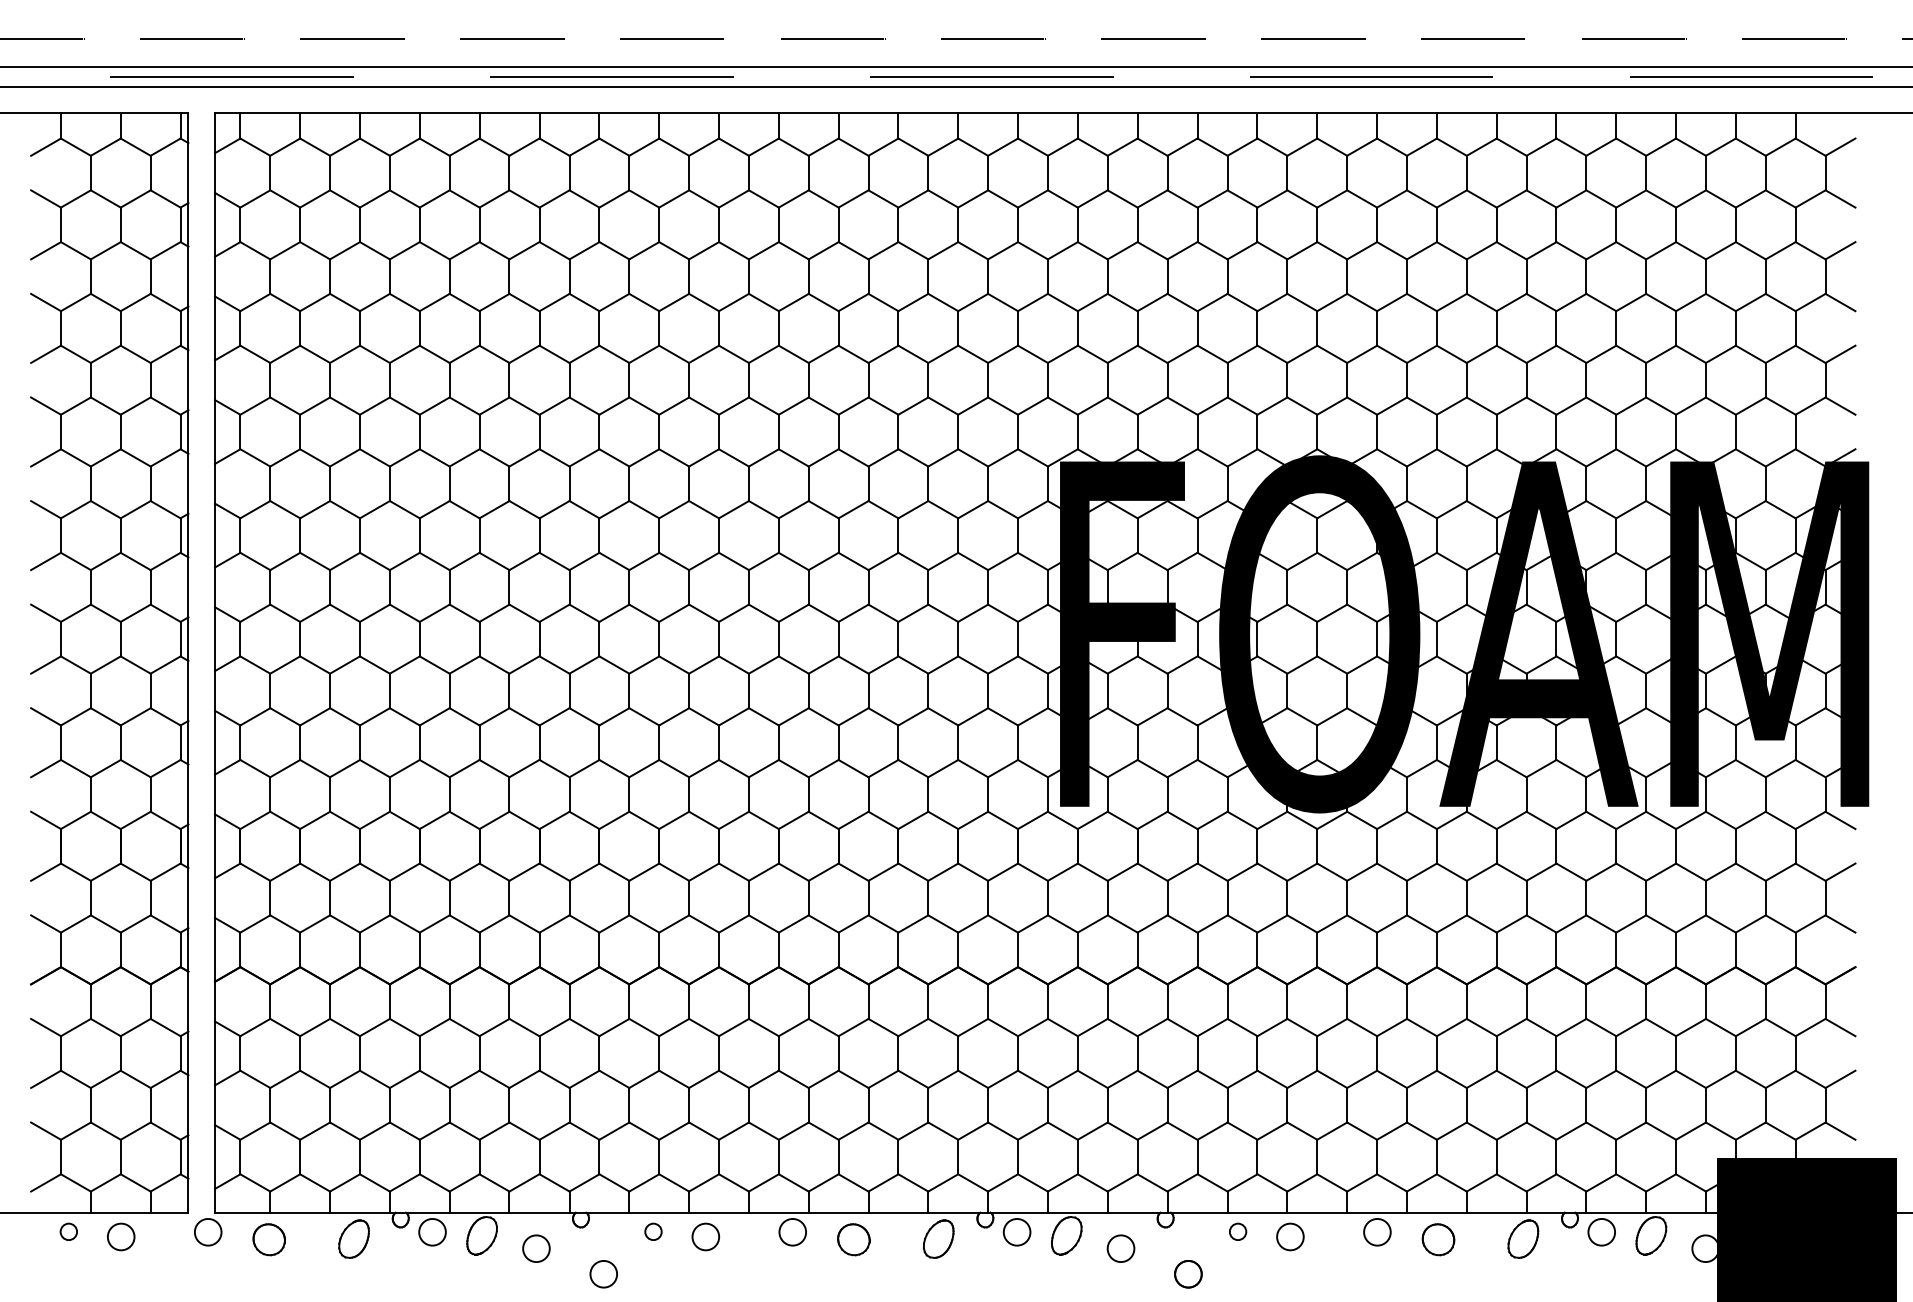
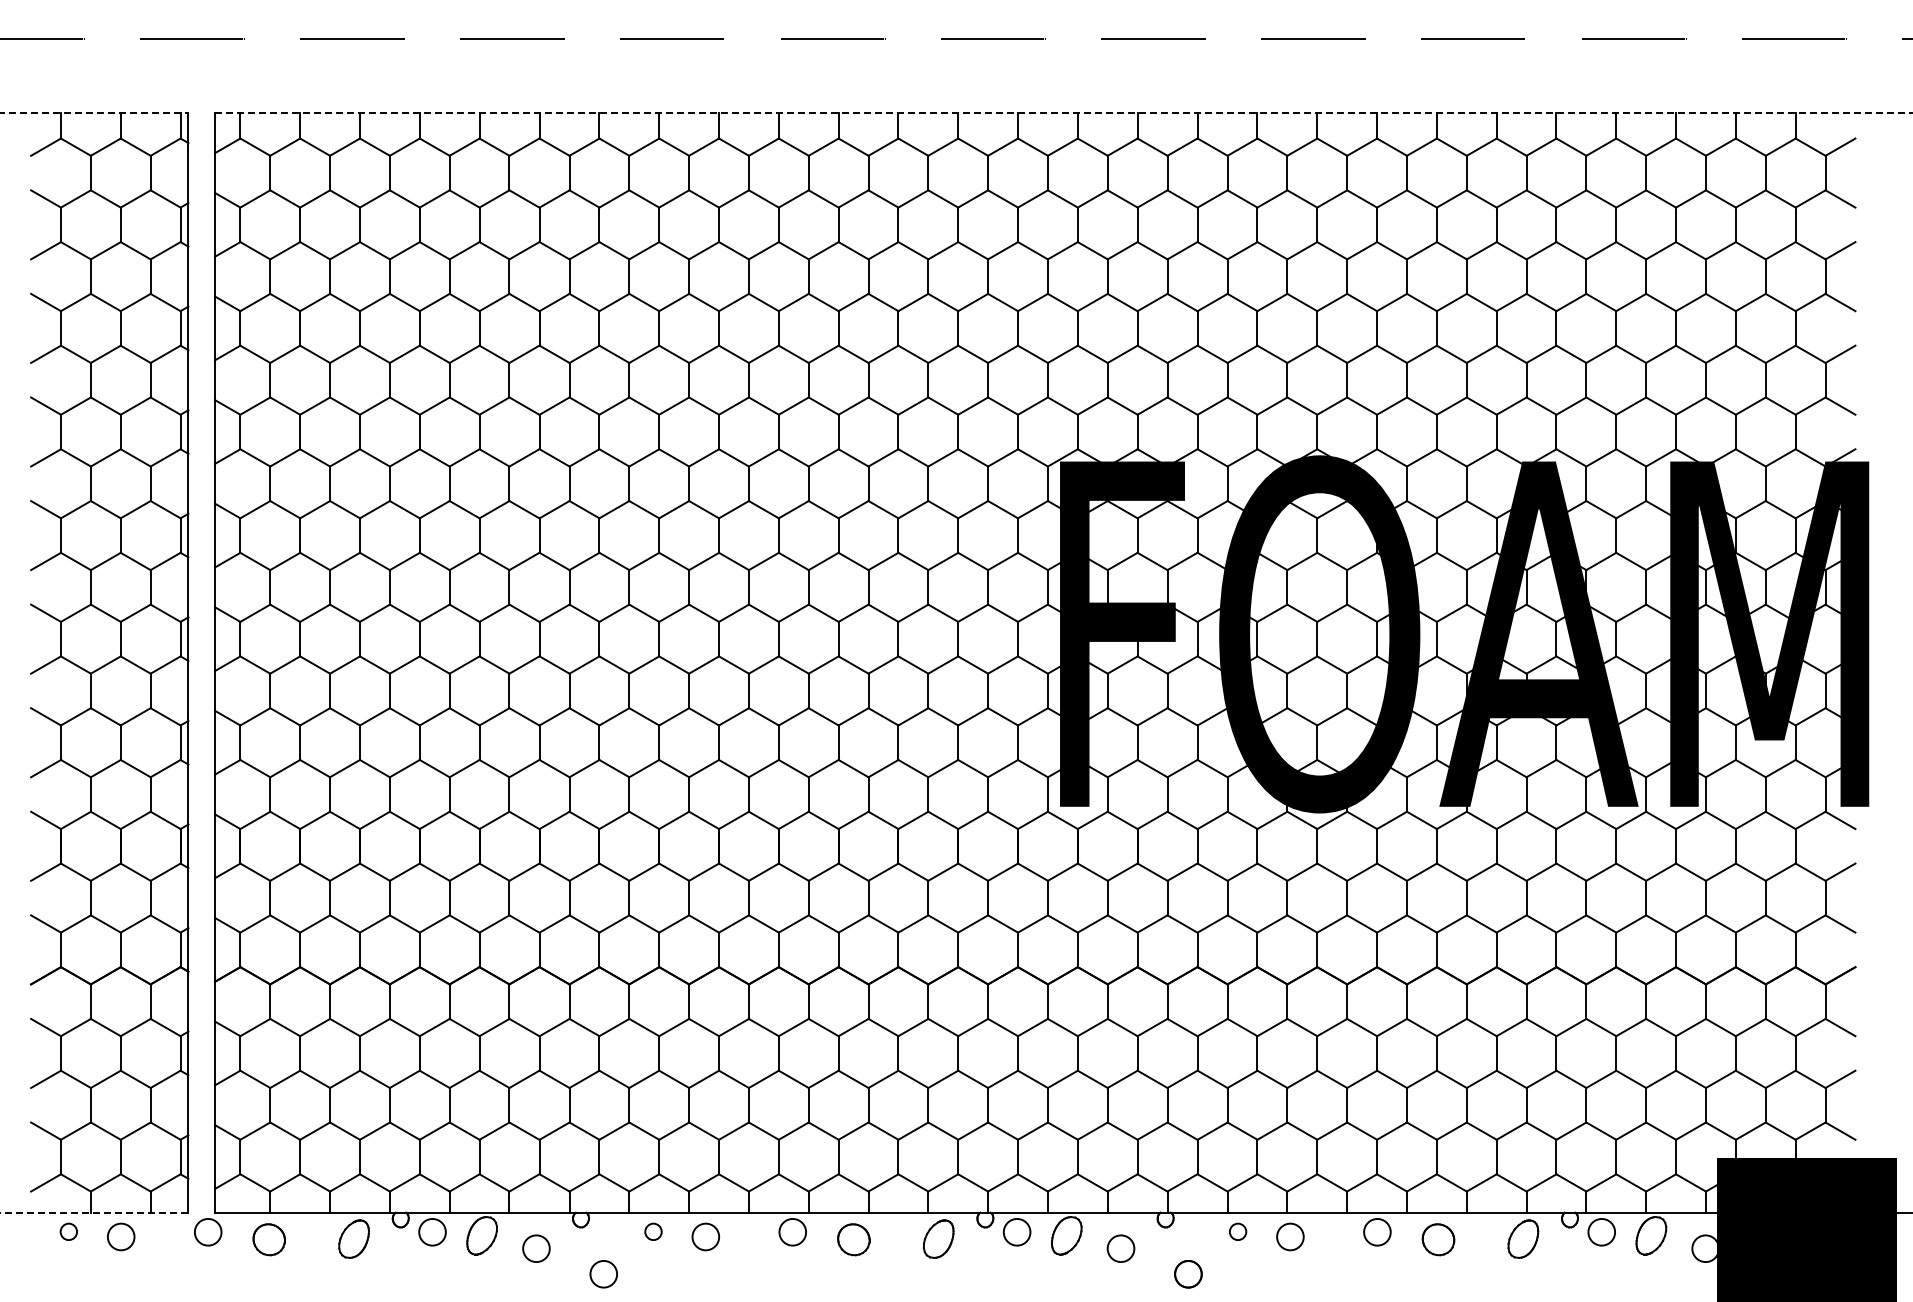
line: present -> none (955, 66)
line: present -> none (232, 76)
line: present -> none (611, 76)
line: present -> none (991, 76)
line: present -> none (1371, 76)
line: present -> none (1751, 76)
line: present -> none (955, 87)
line: solid -> dashed (94, 113)
line: solid -> dashed (1063, 113)
line: solid -> dashed (94, 1212)
